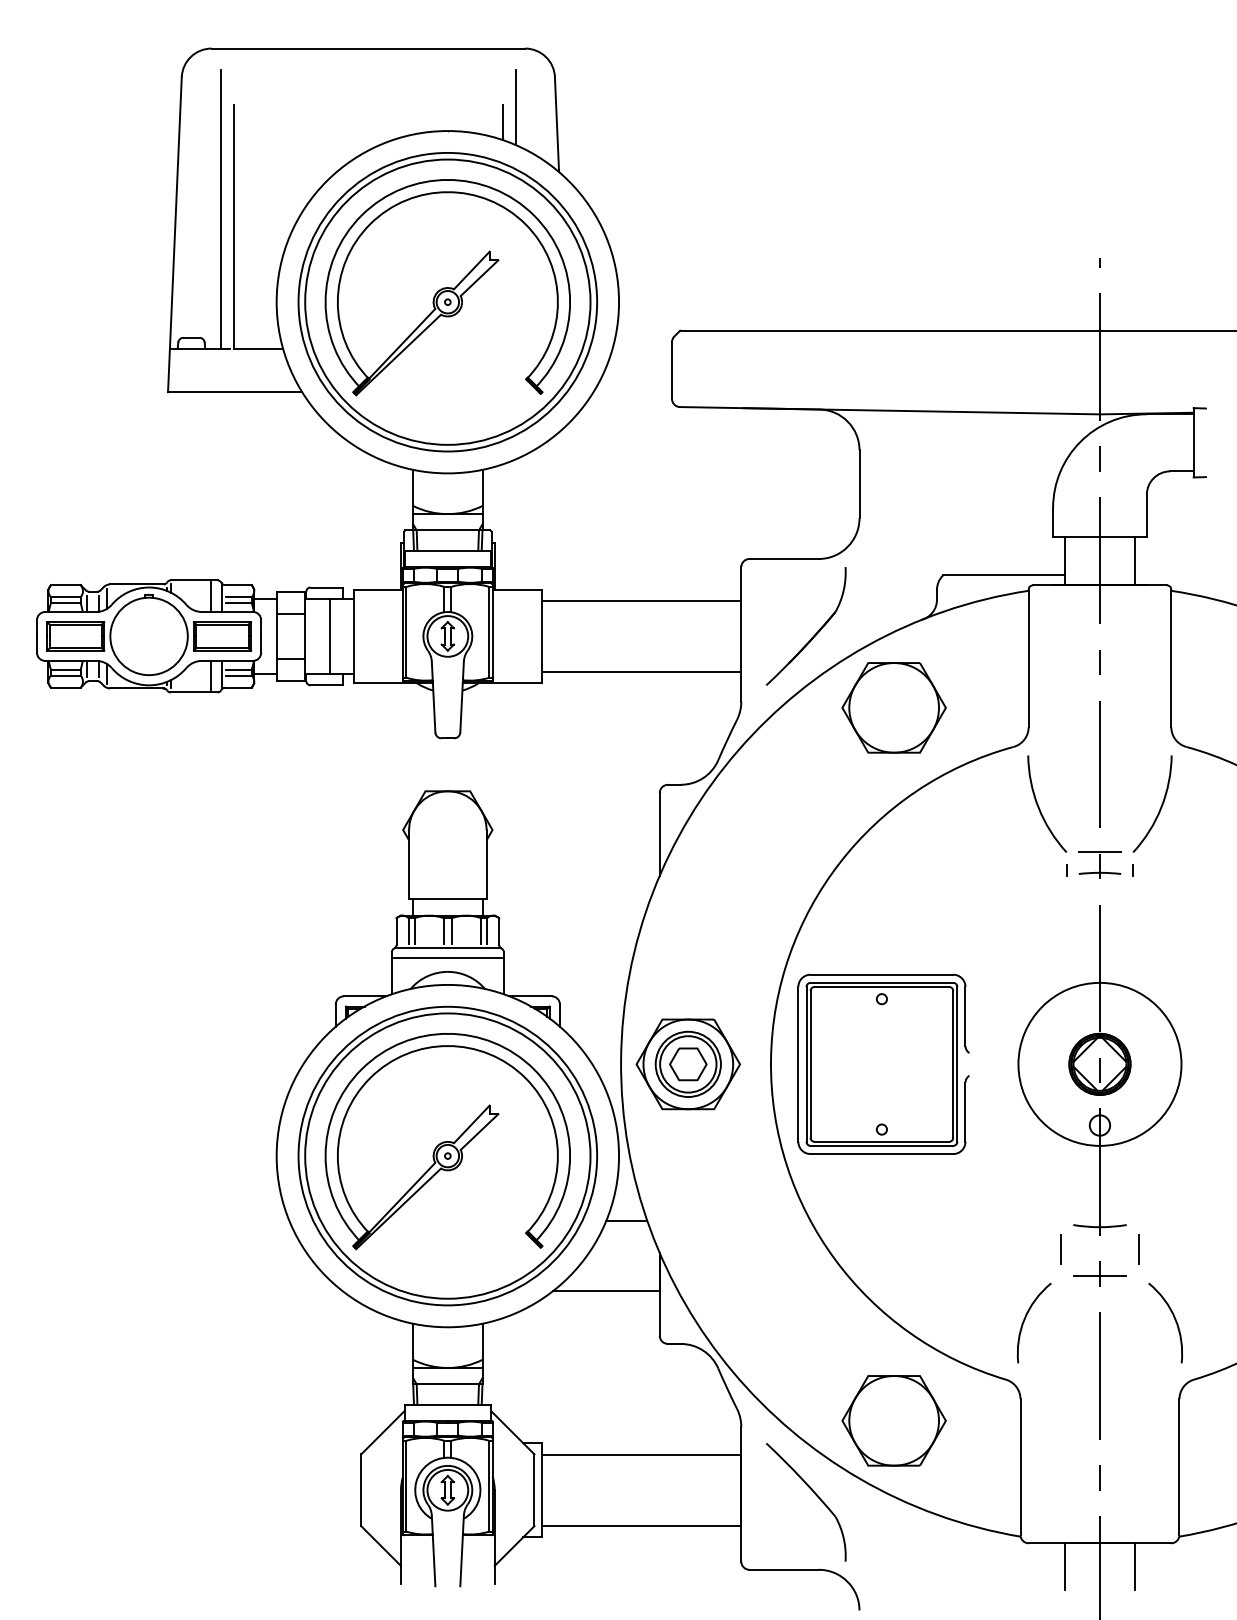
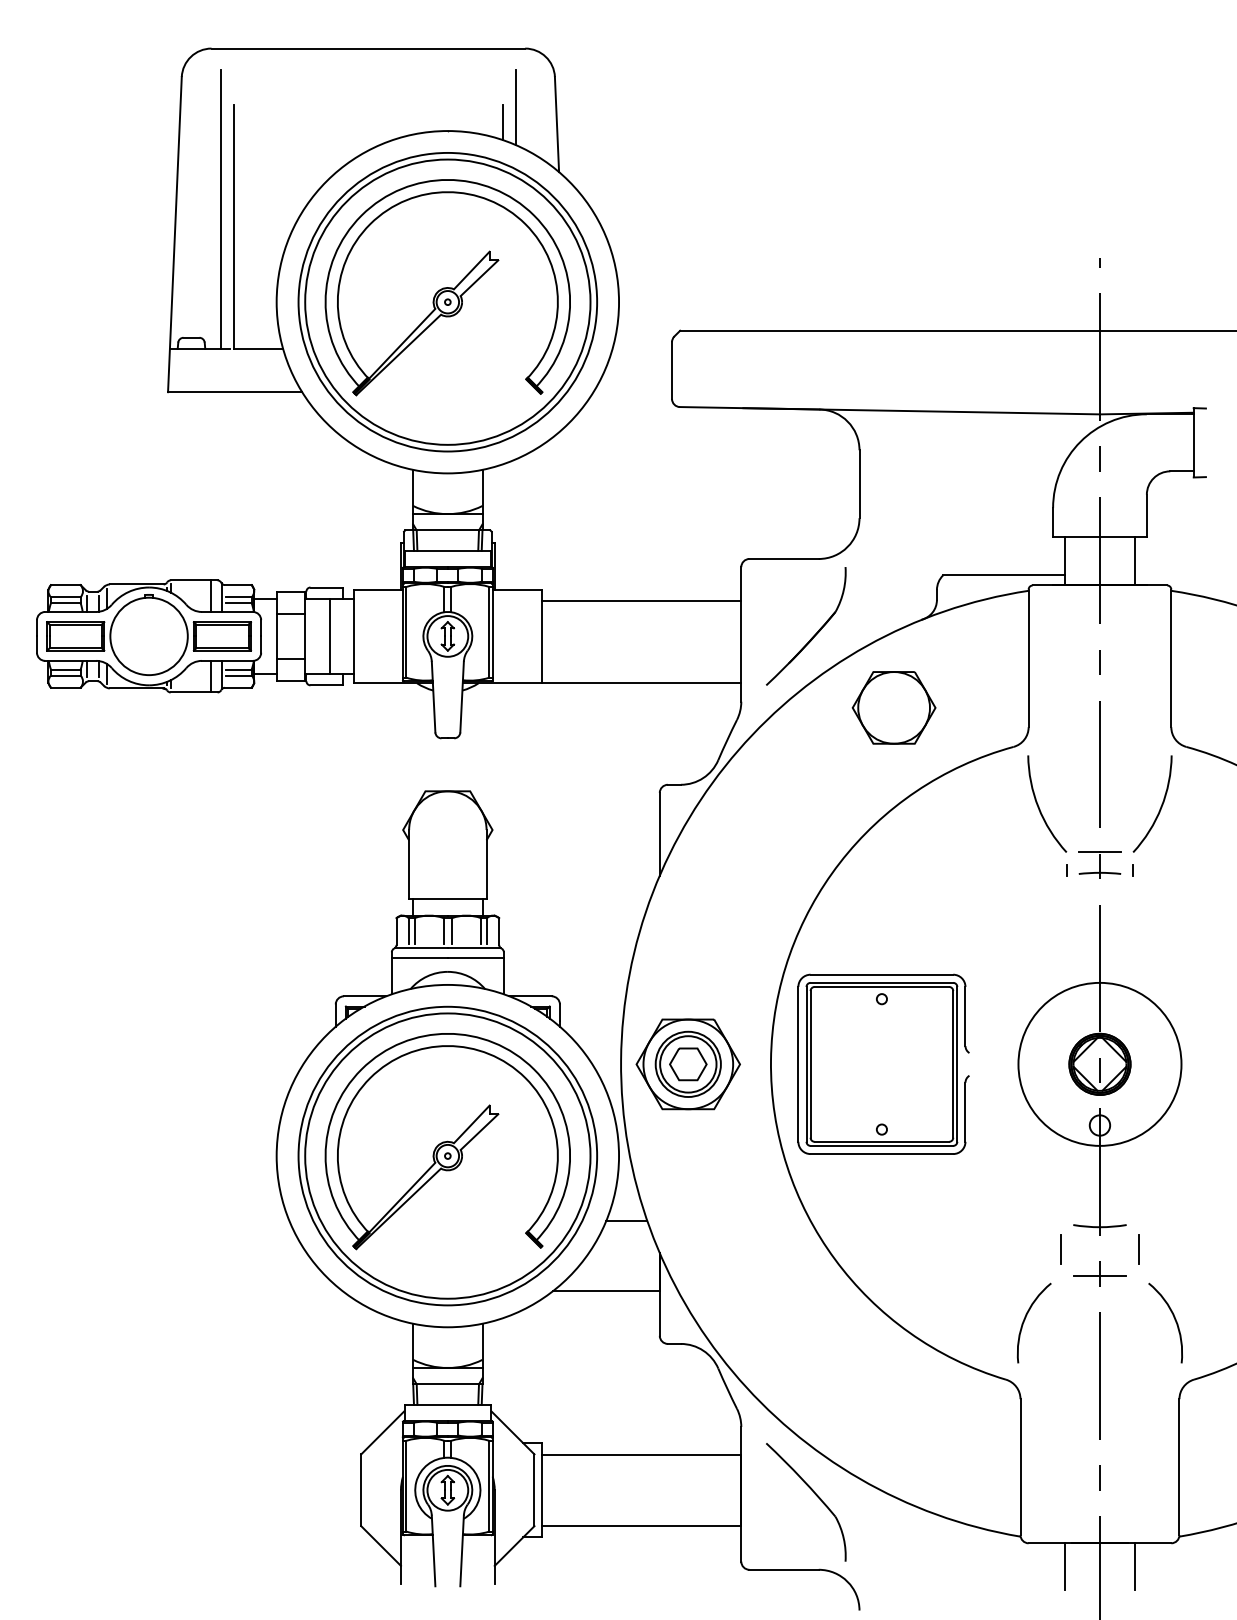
line position: (641, 671) -> (641, 682) (641, 682)
part size: 106x92 px -> 86x74 px (893, 707)
part: present -> none (893, 1420)
